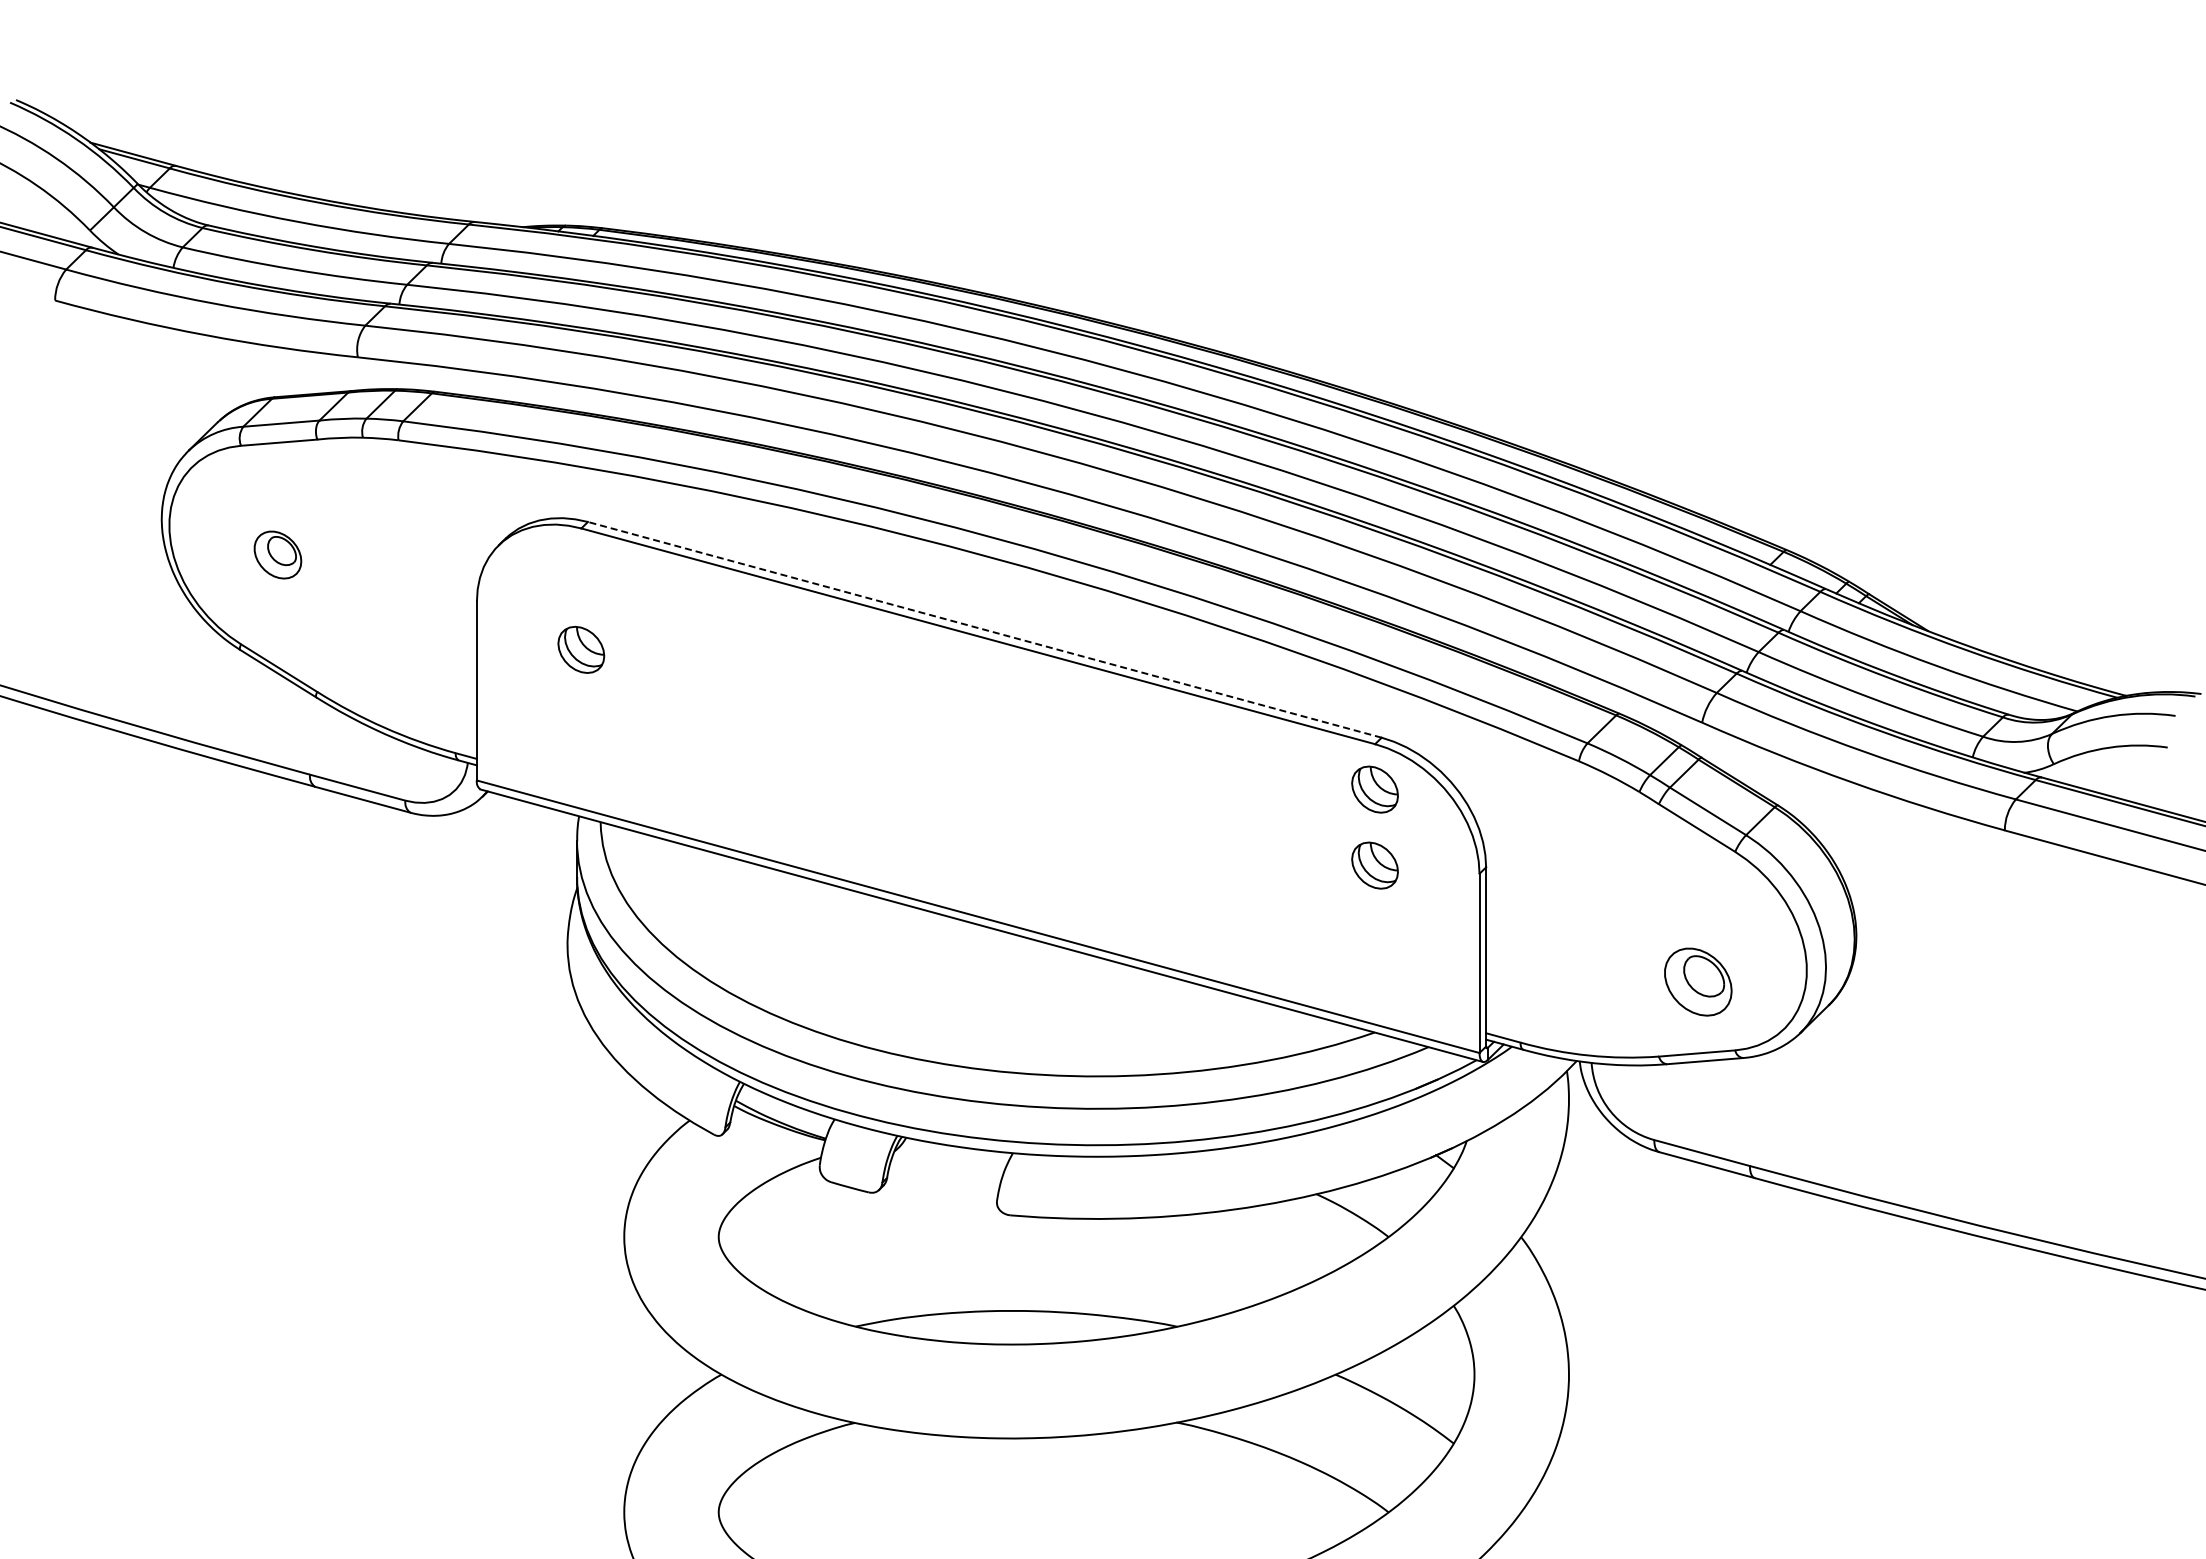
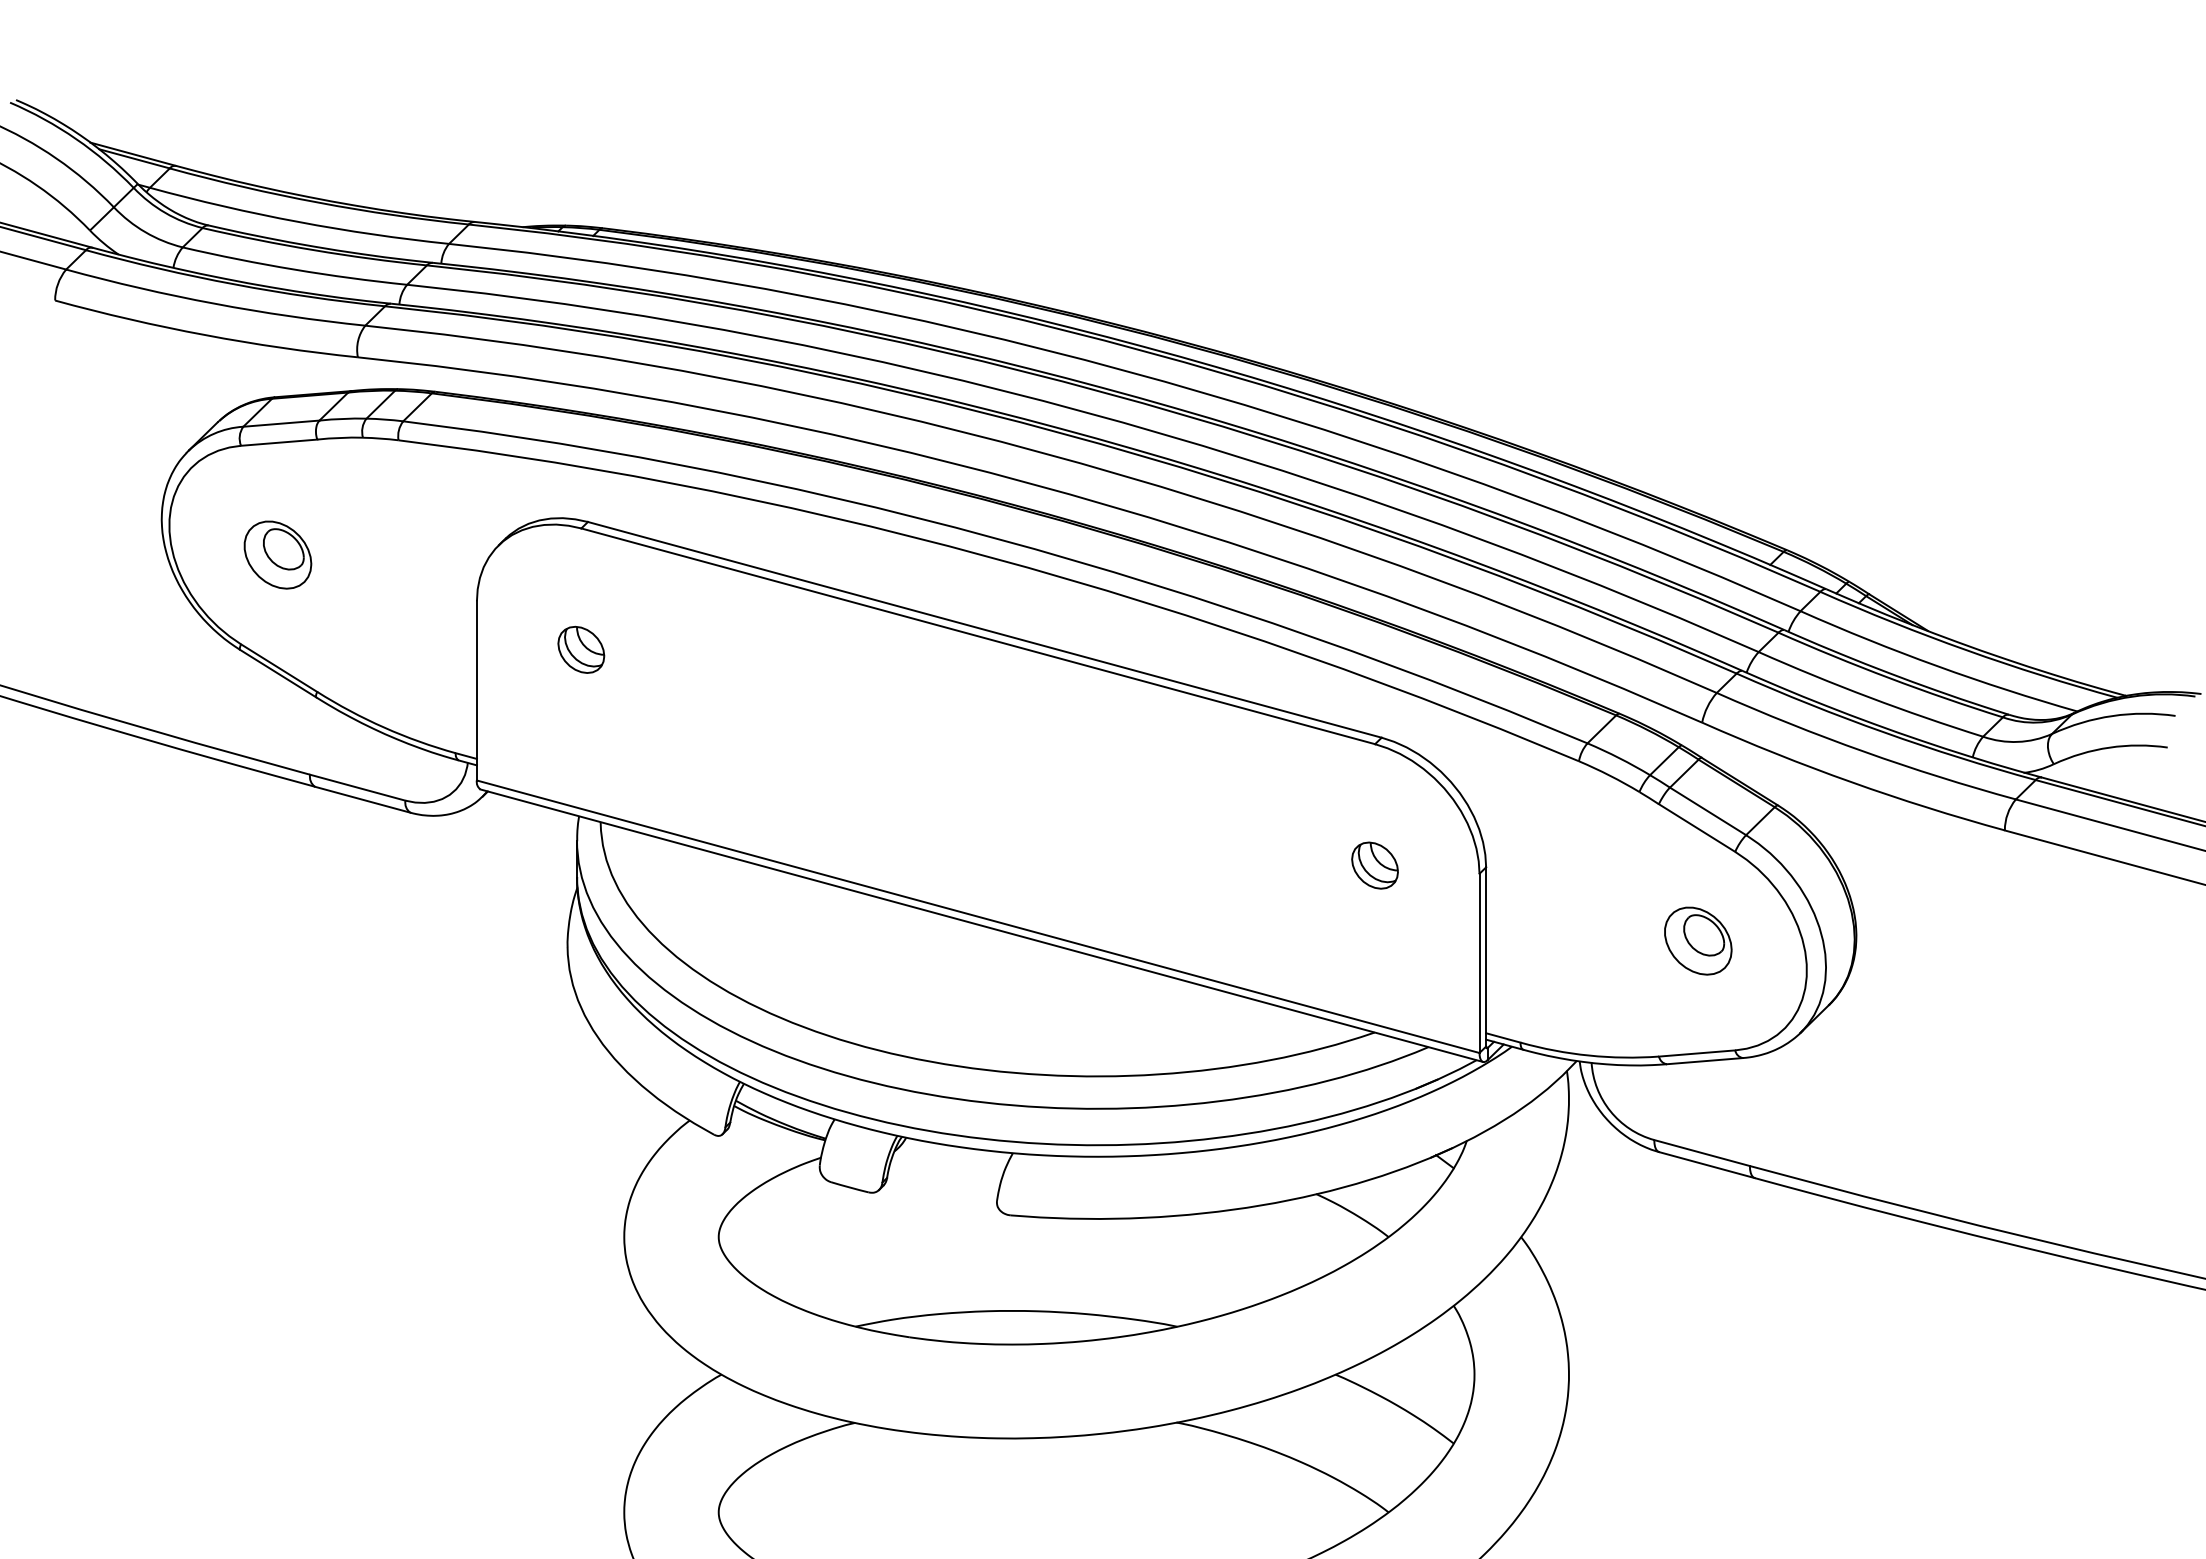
part size: 50x50 px -> 70x70 px (277, 554)
line: dashed -> solid (984, 629)
part: present -> none (1374, 789)
part position: (1698, 981) -> (1698, 940) (1698, 940)
